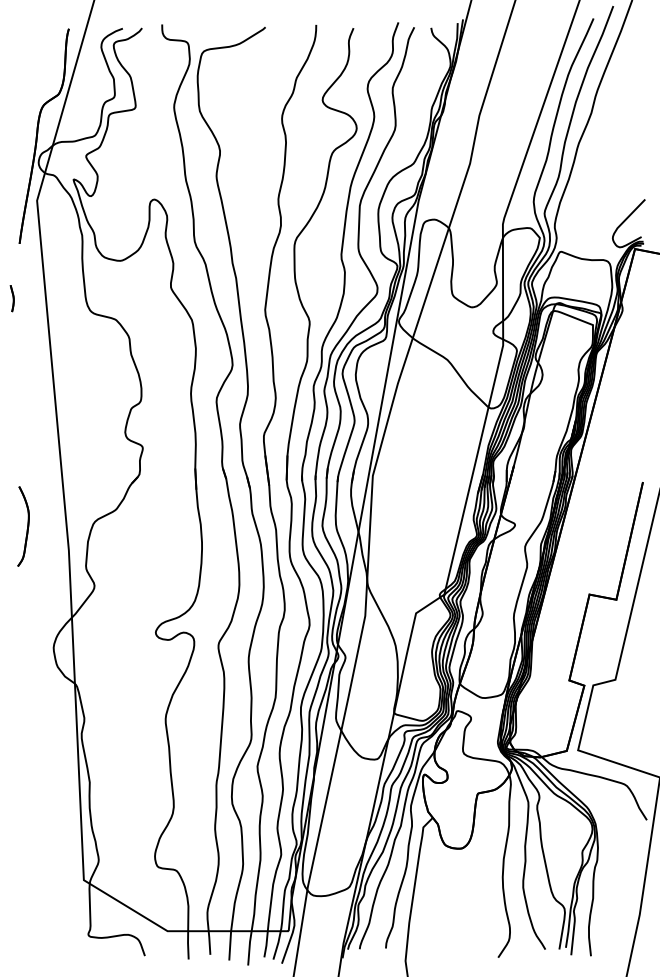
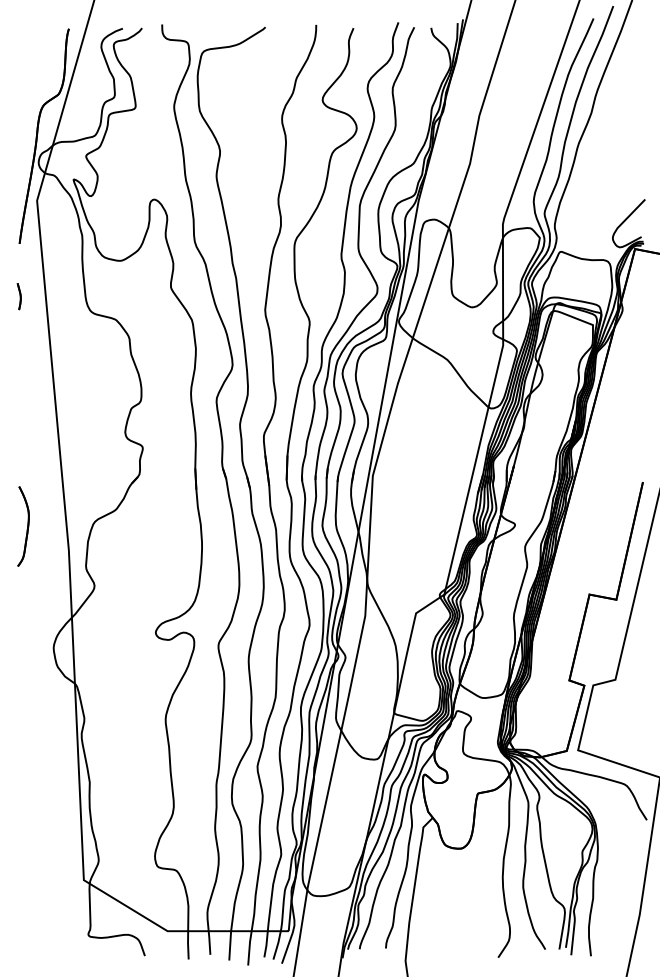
part position: (11, 298) -> (18, 296) (18, 296)
